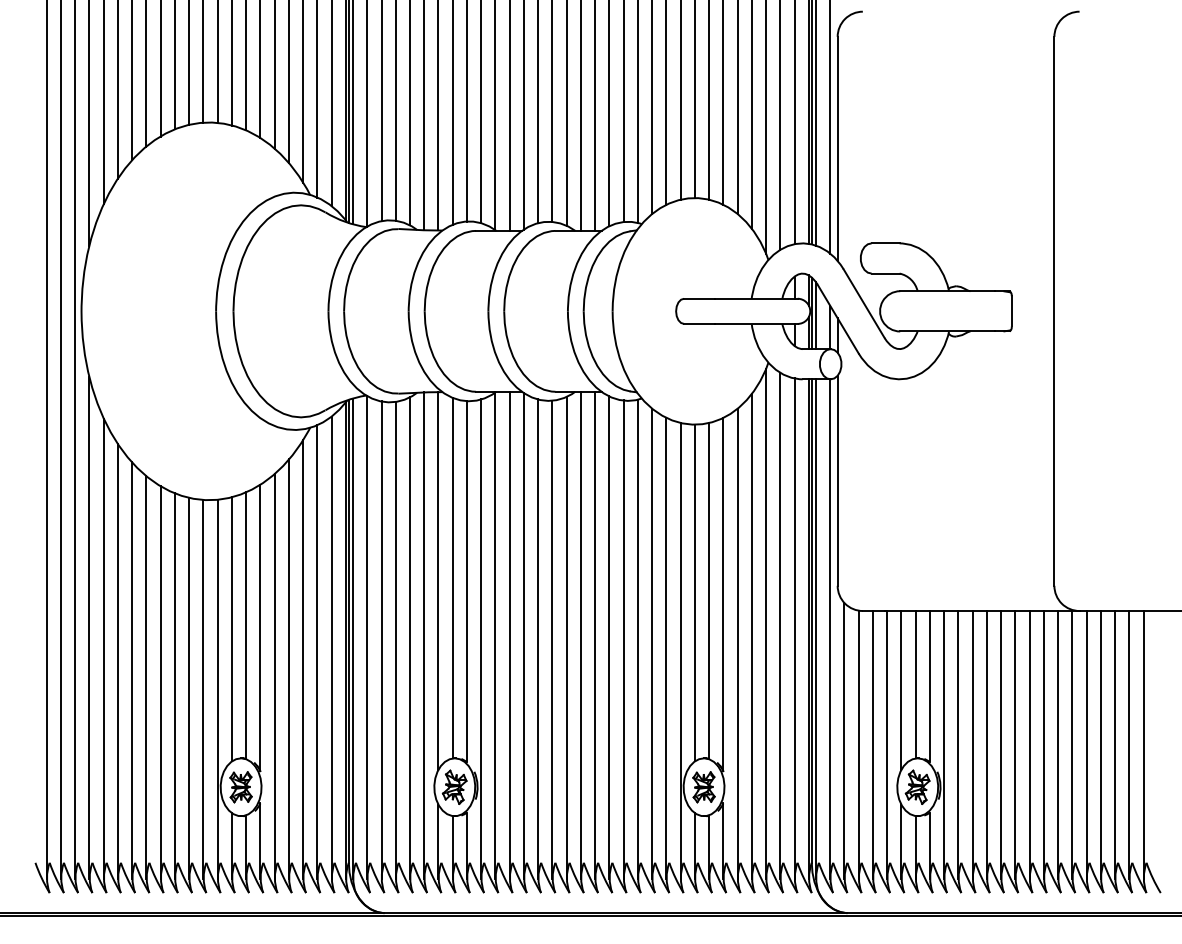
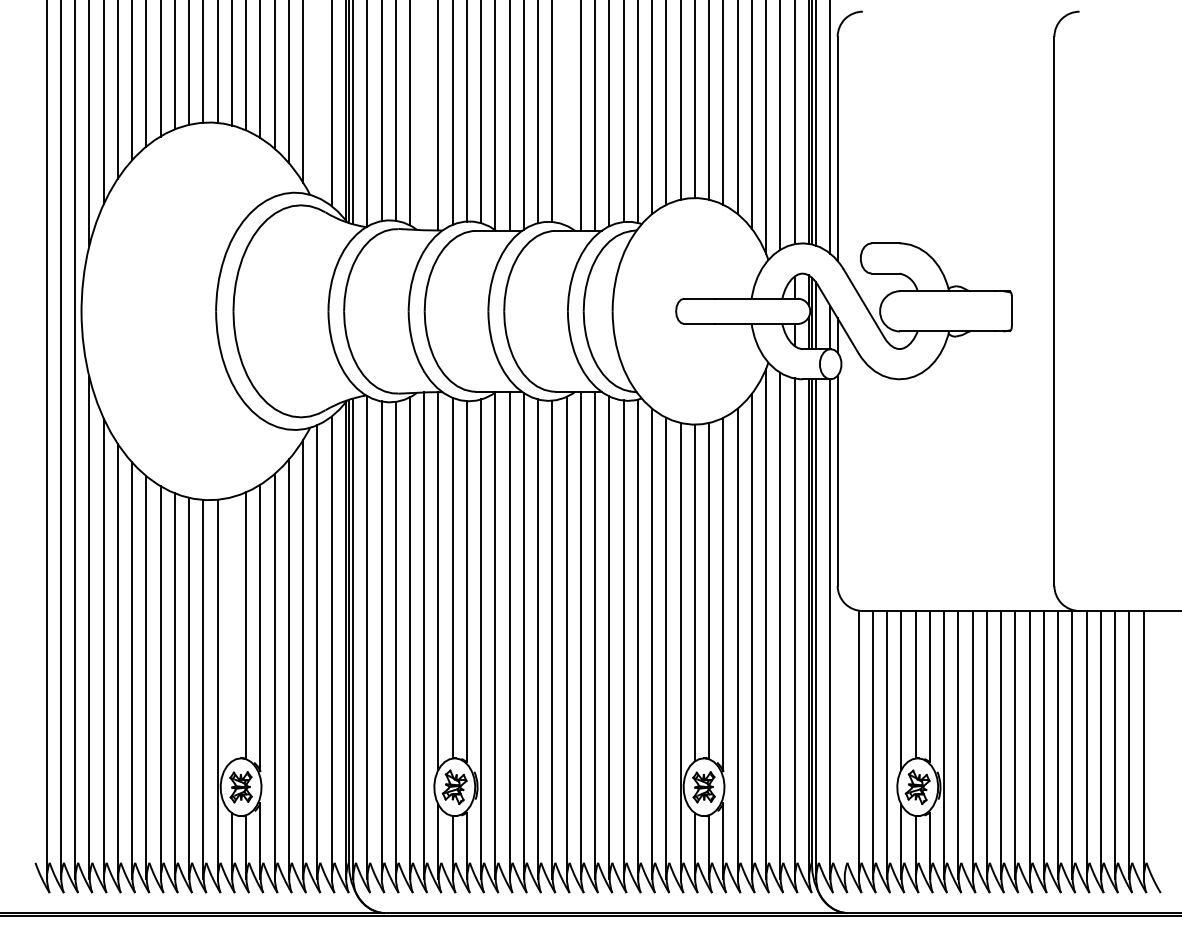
line: present -> none (317, 99)
line: present -> none (566, 113)
line: present -> none (424, 116)
line: present -> none (231, 629)
line: present -> none (844, 741)
